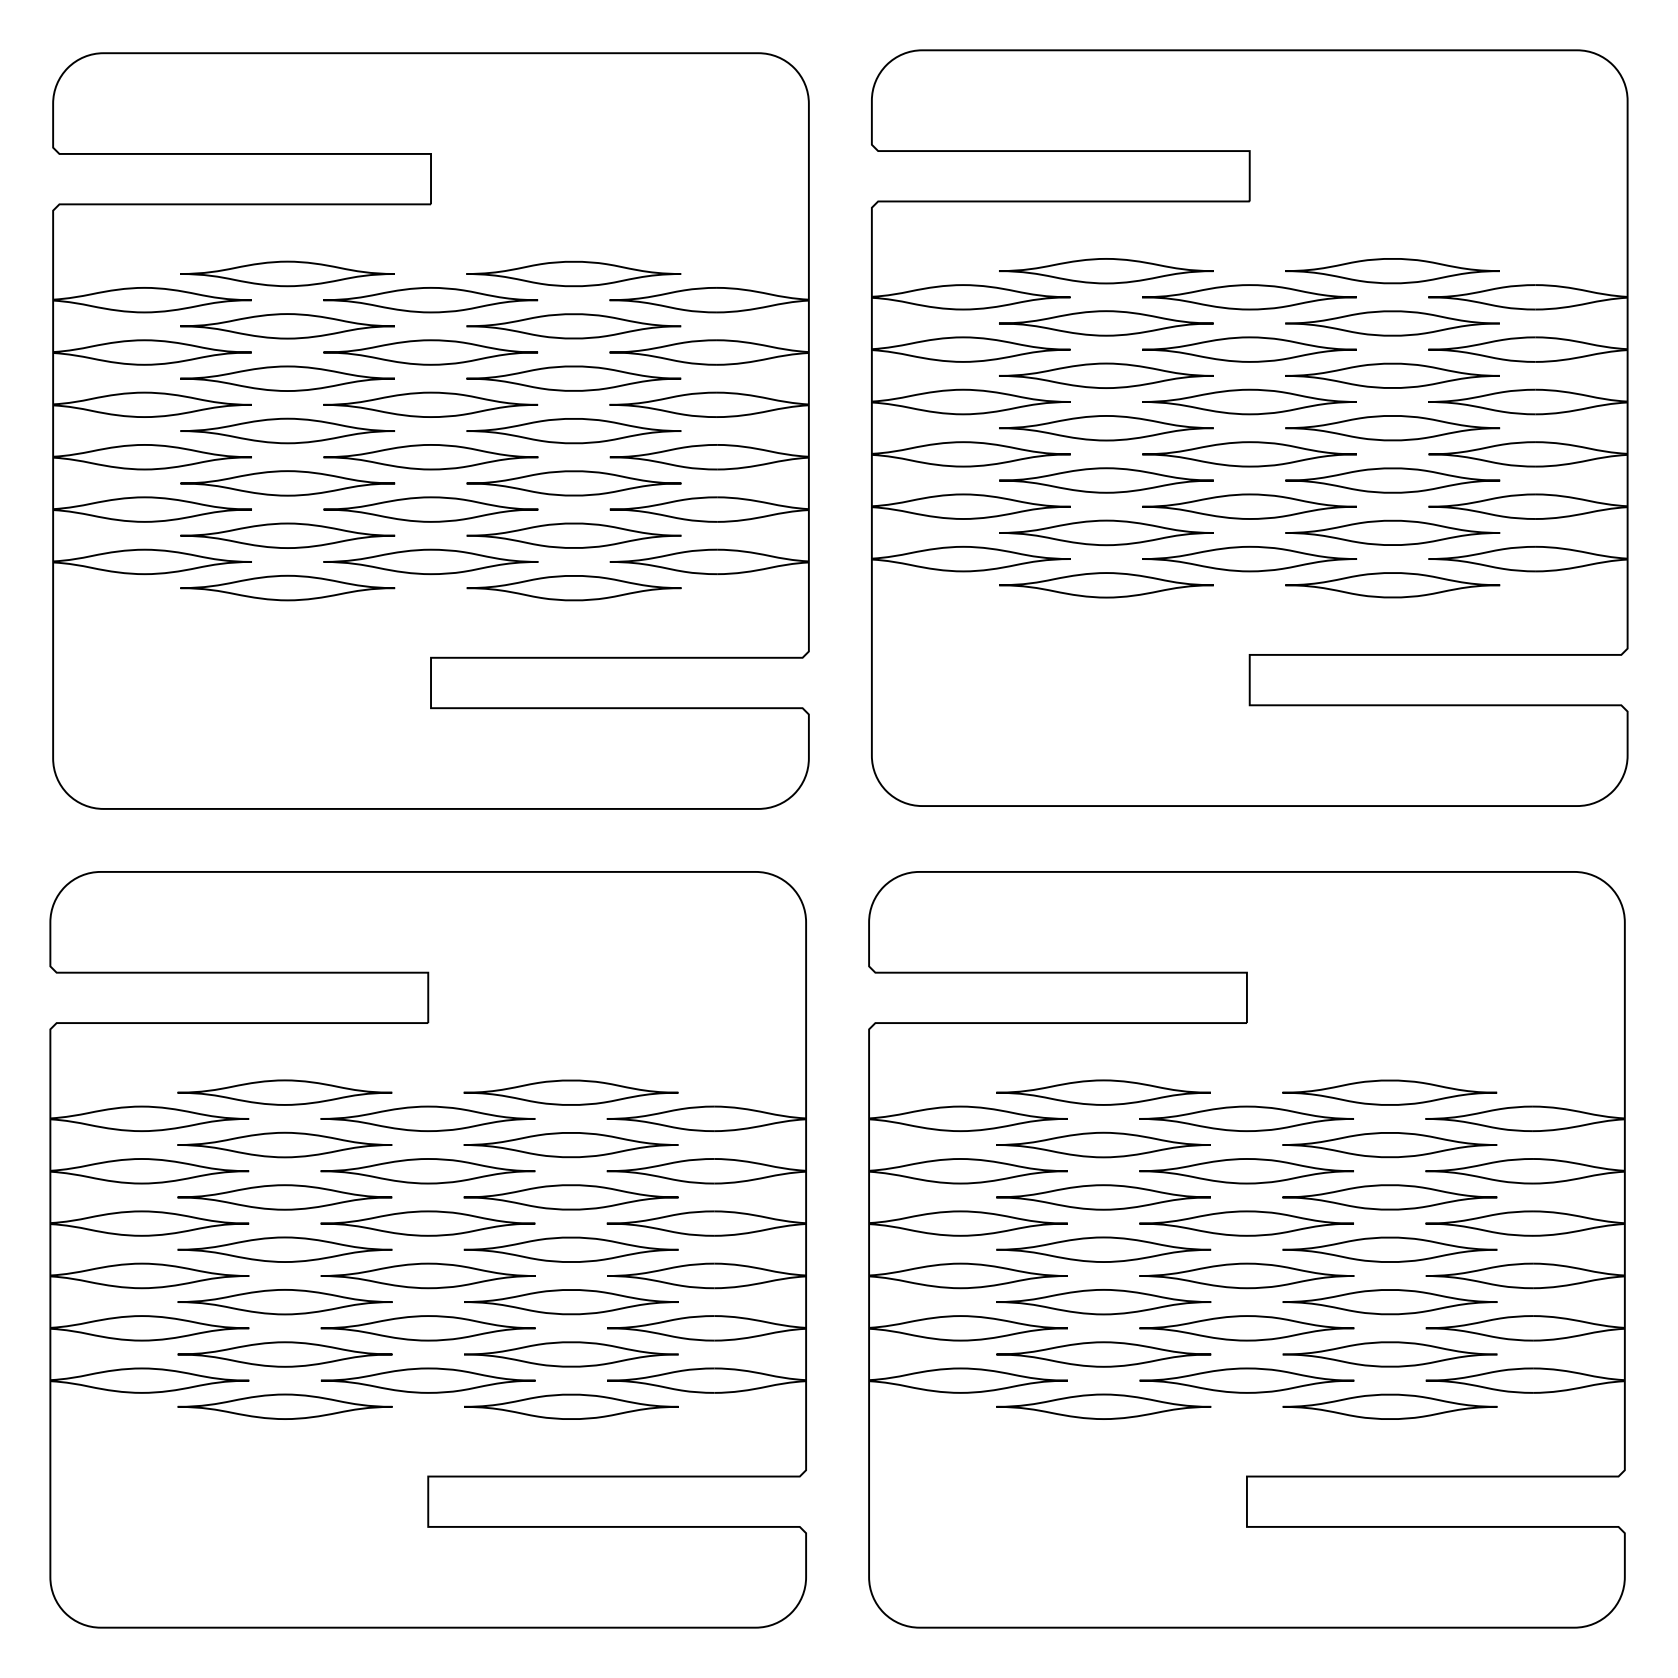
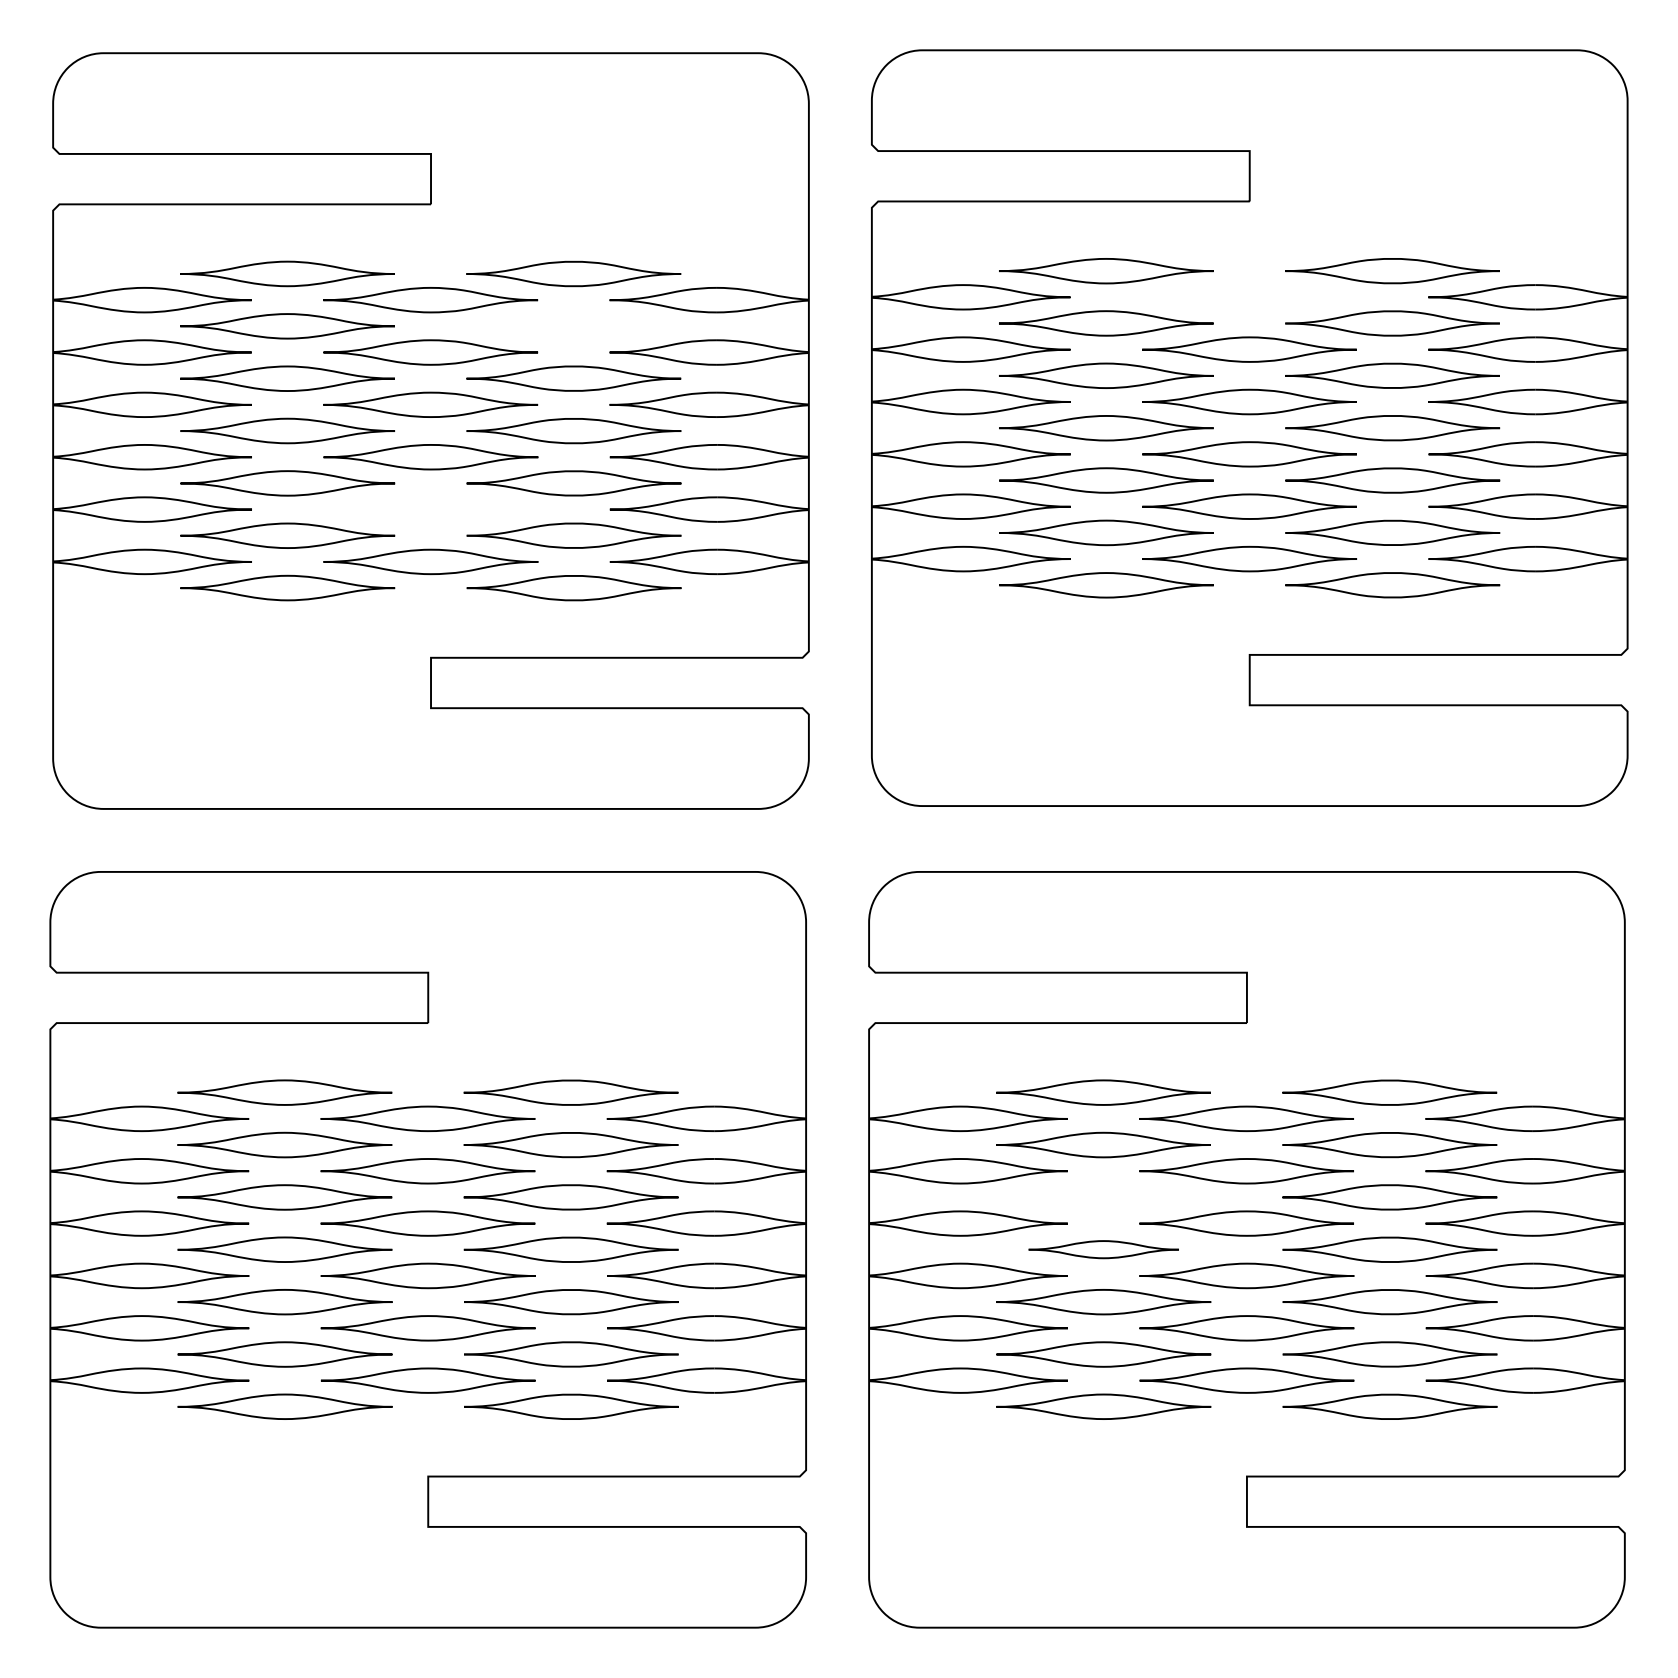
part: present -> none (1249, 297)
part: present -> none (573, 326)
part: present -> none (430, 509)
part: present -> none (1103, 1197)
part size: 216x27 px -> 151x20 px (1103, 1249)
